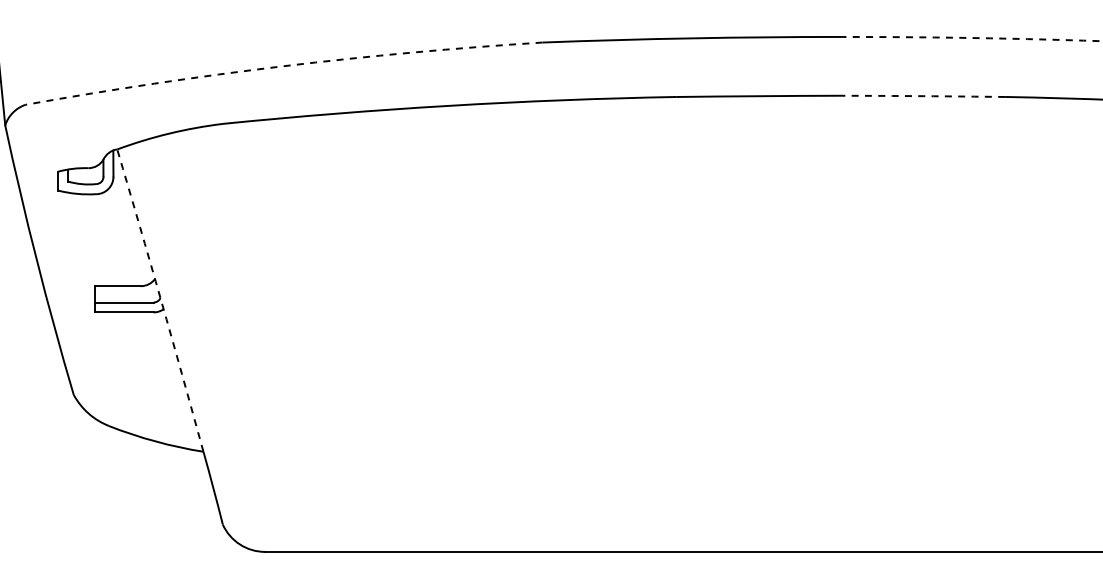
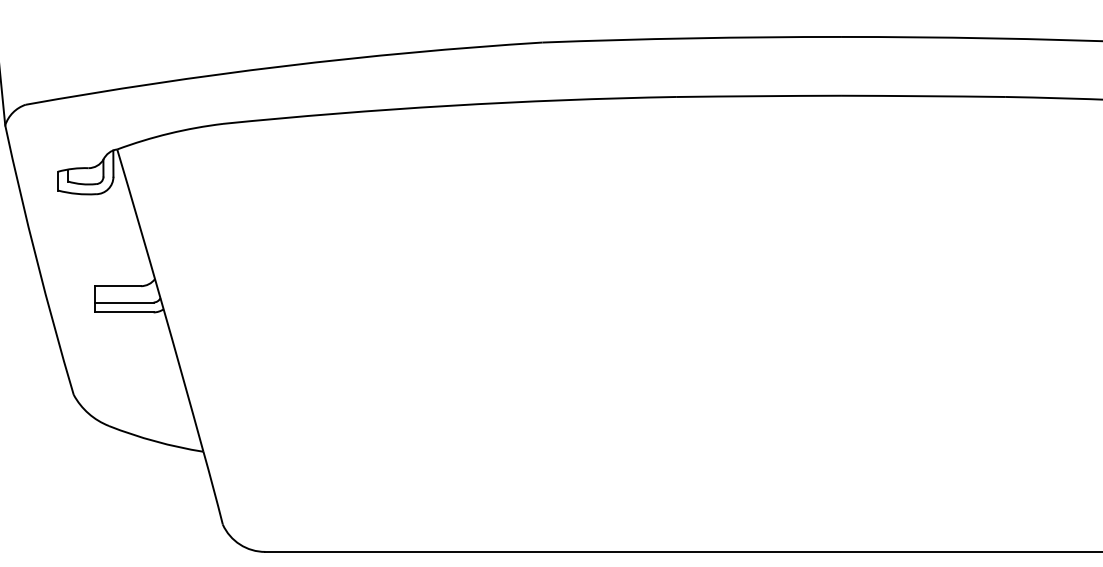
arc: dashed -> solid (972, 38)
arc: dashed -> solid (283, 66)
arc: dashed -> solid (923, 96)
arc: dashed -> solid (161, 300)
